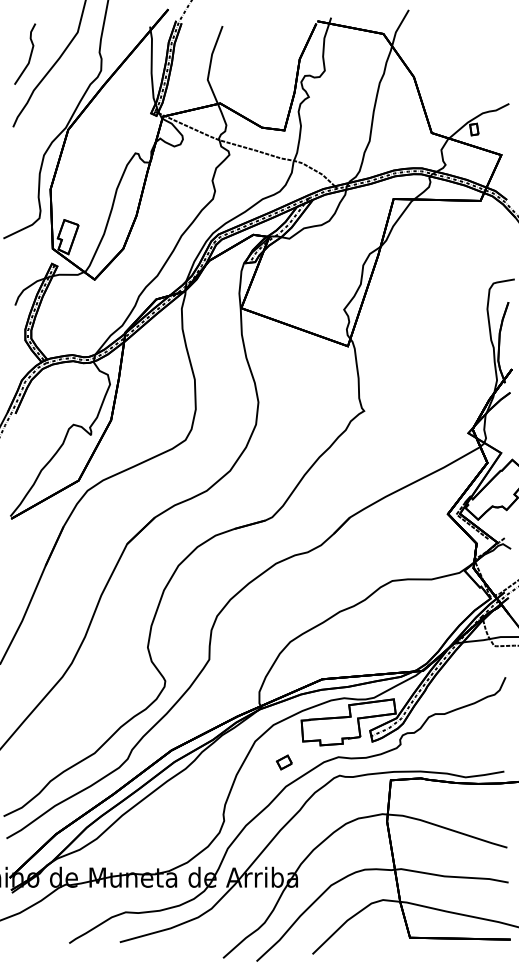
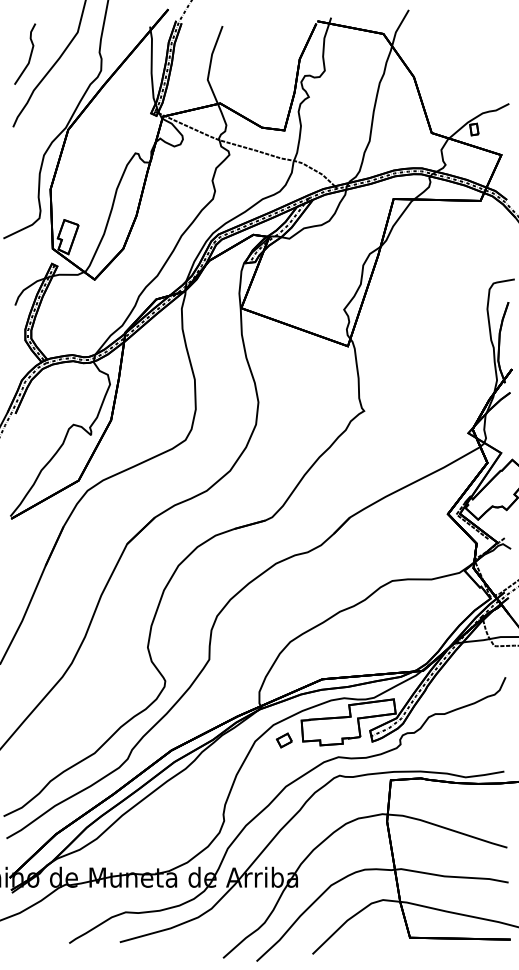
part position: (283, 762) -> (283, 740) (283, 740)
